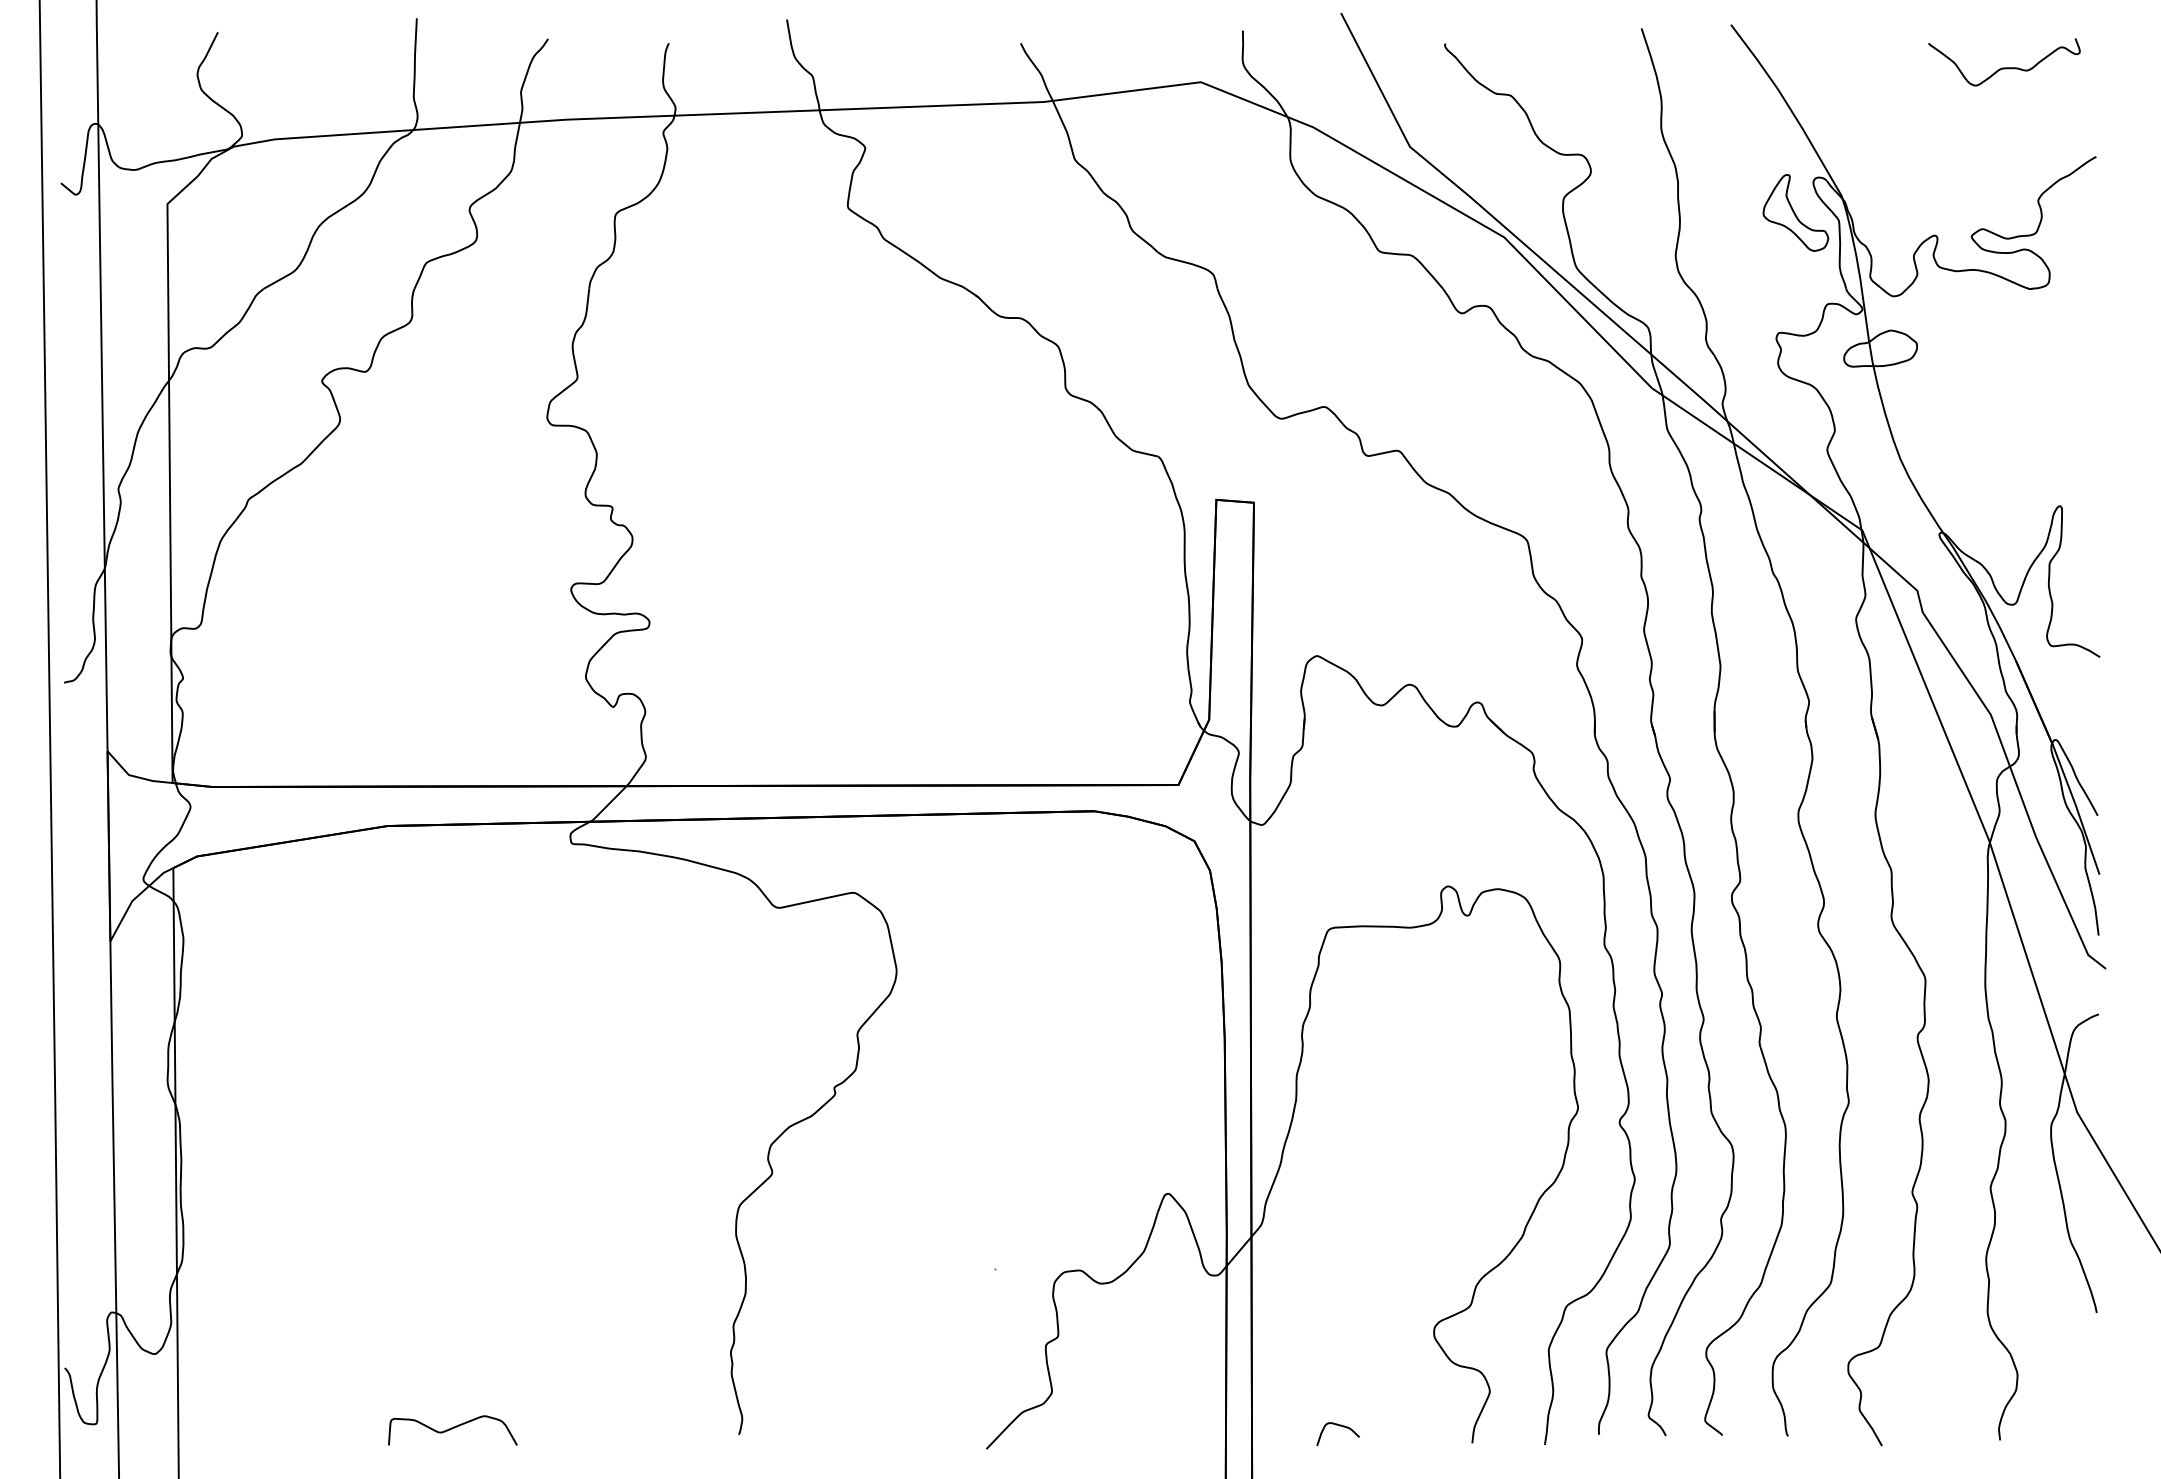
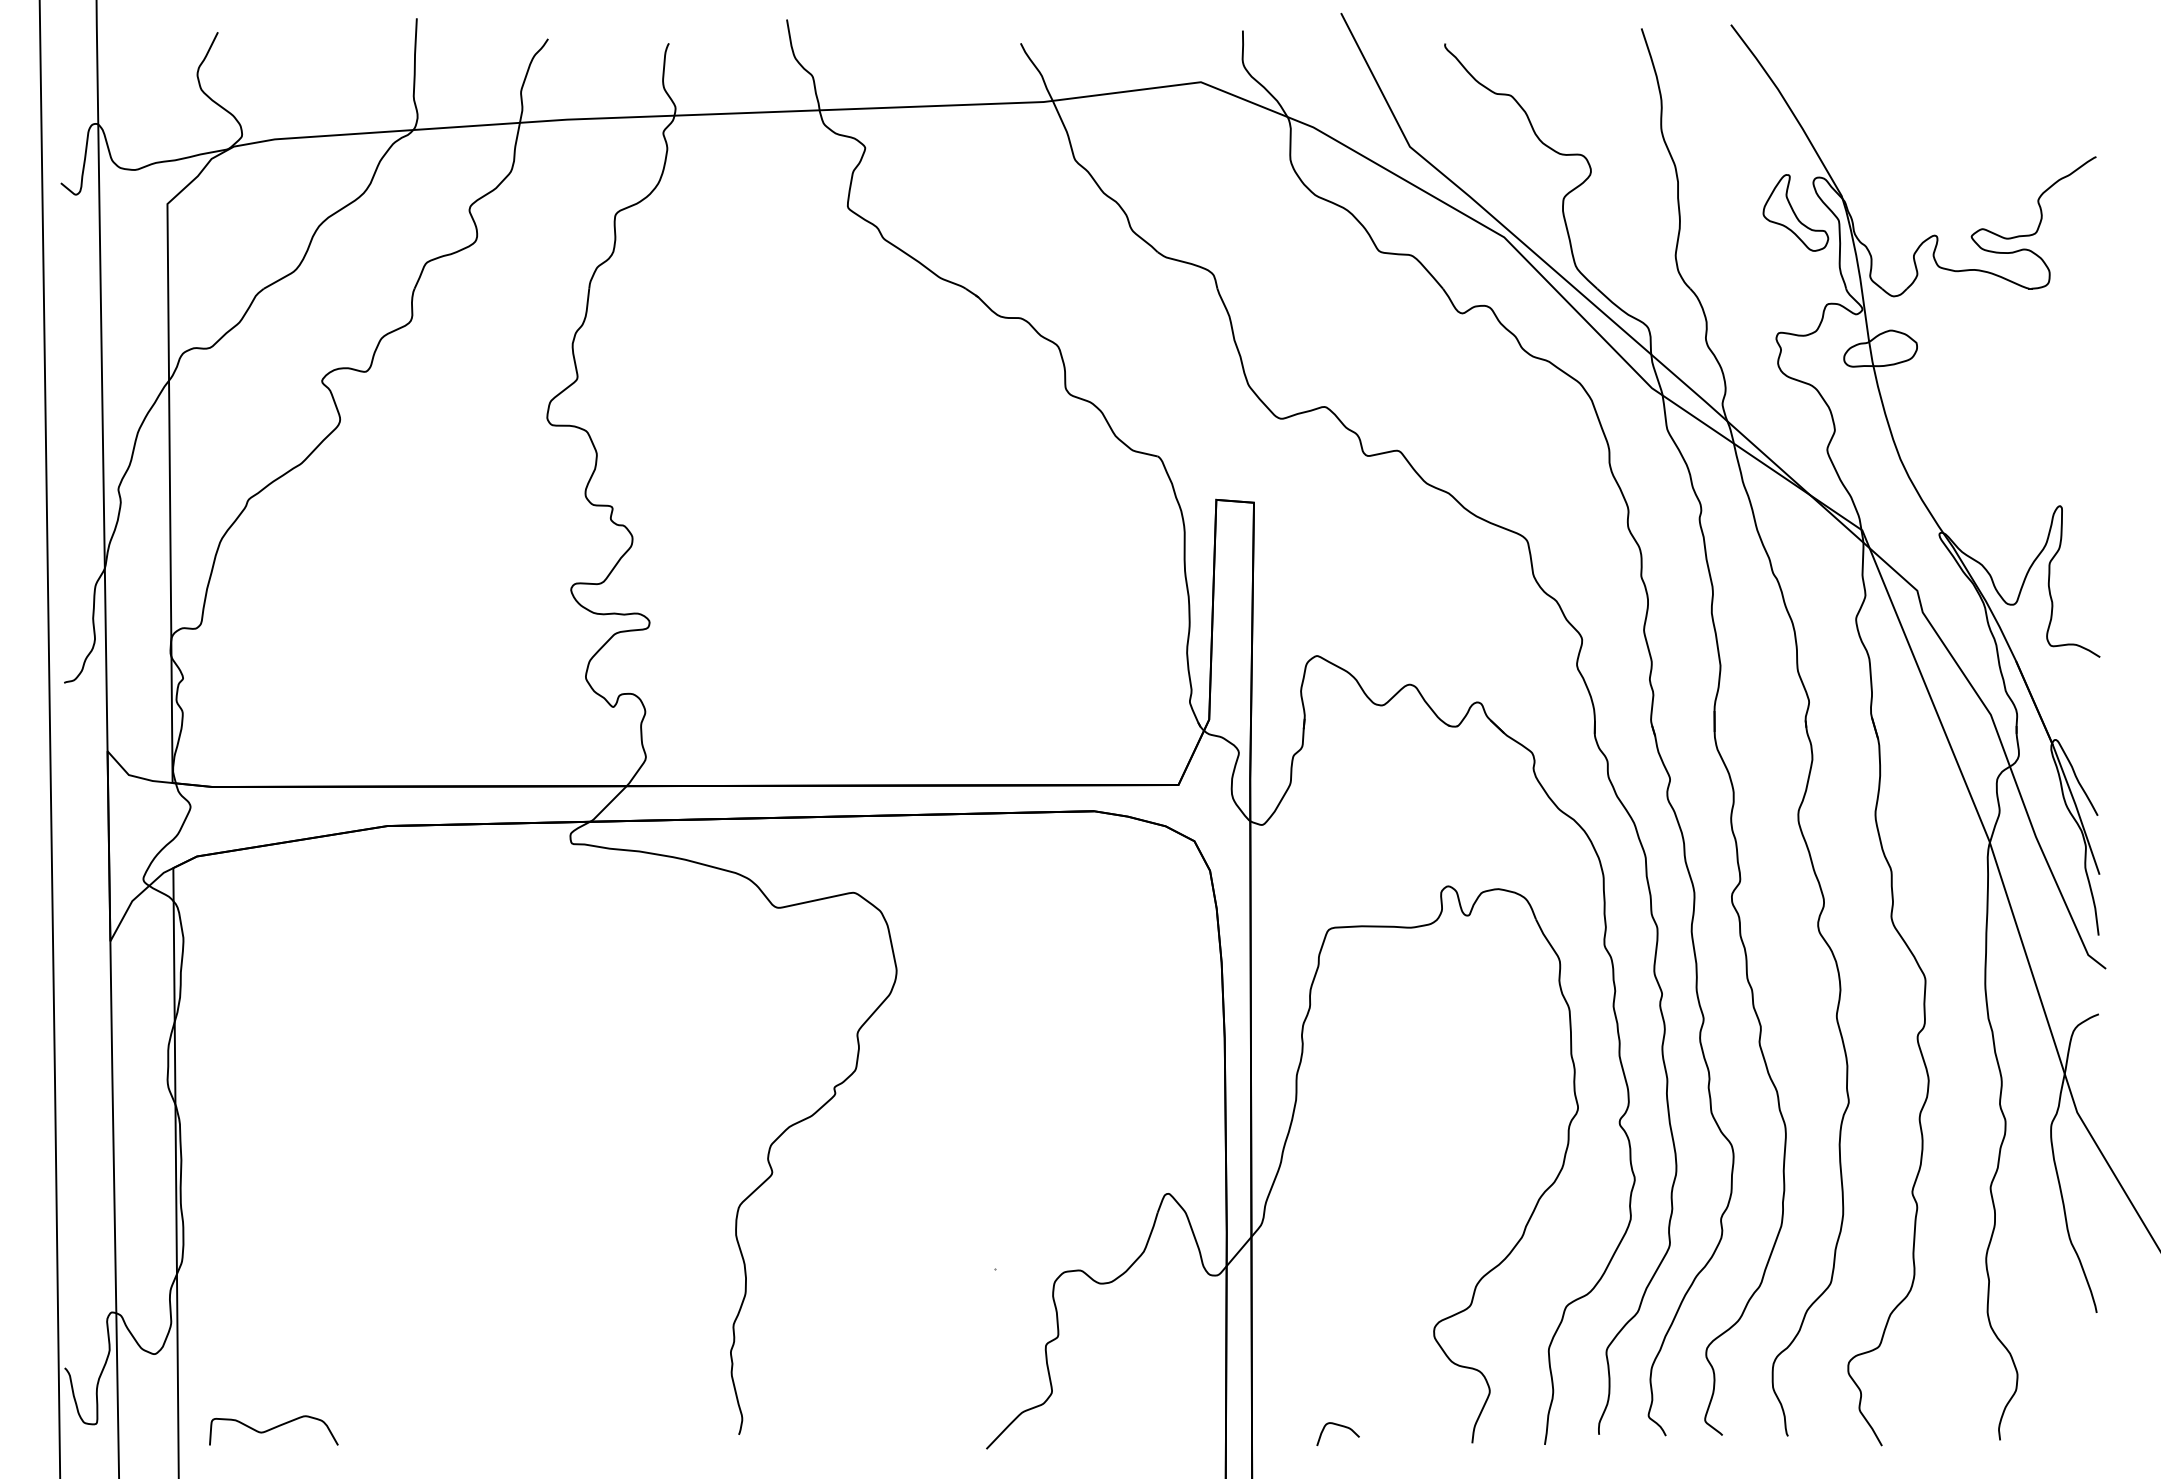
curve: present -> none (2004, 67)
curve position: (452, 1429) -> (273, 1429) (273, 1429)
